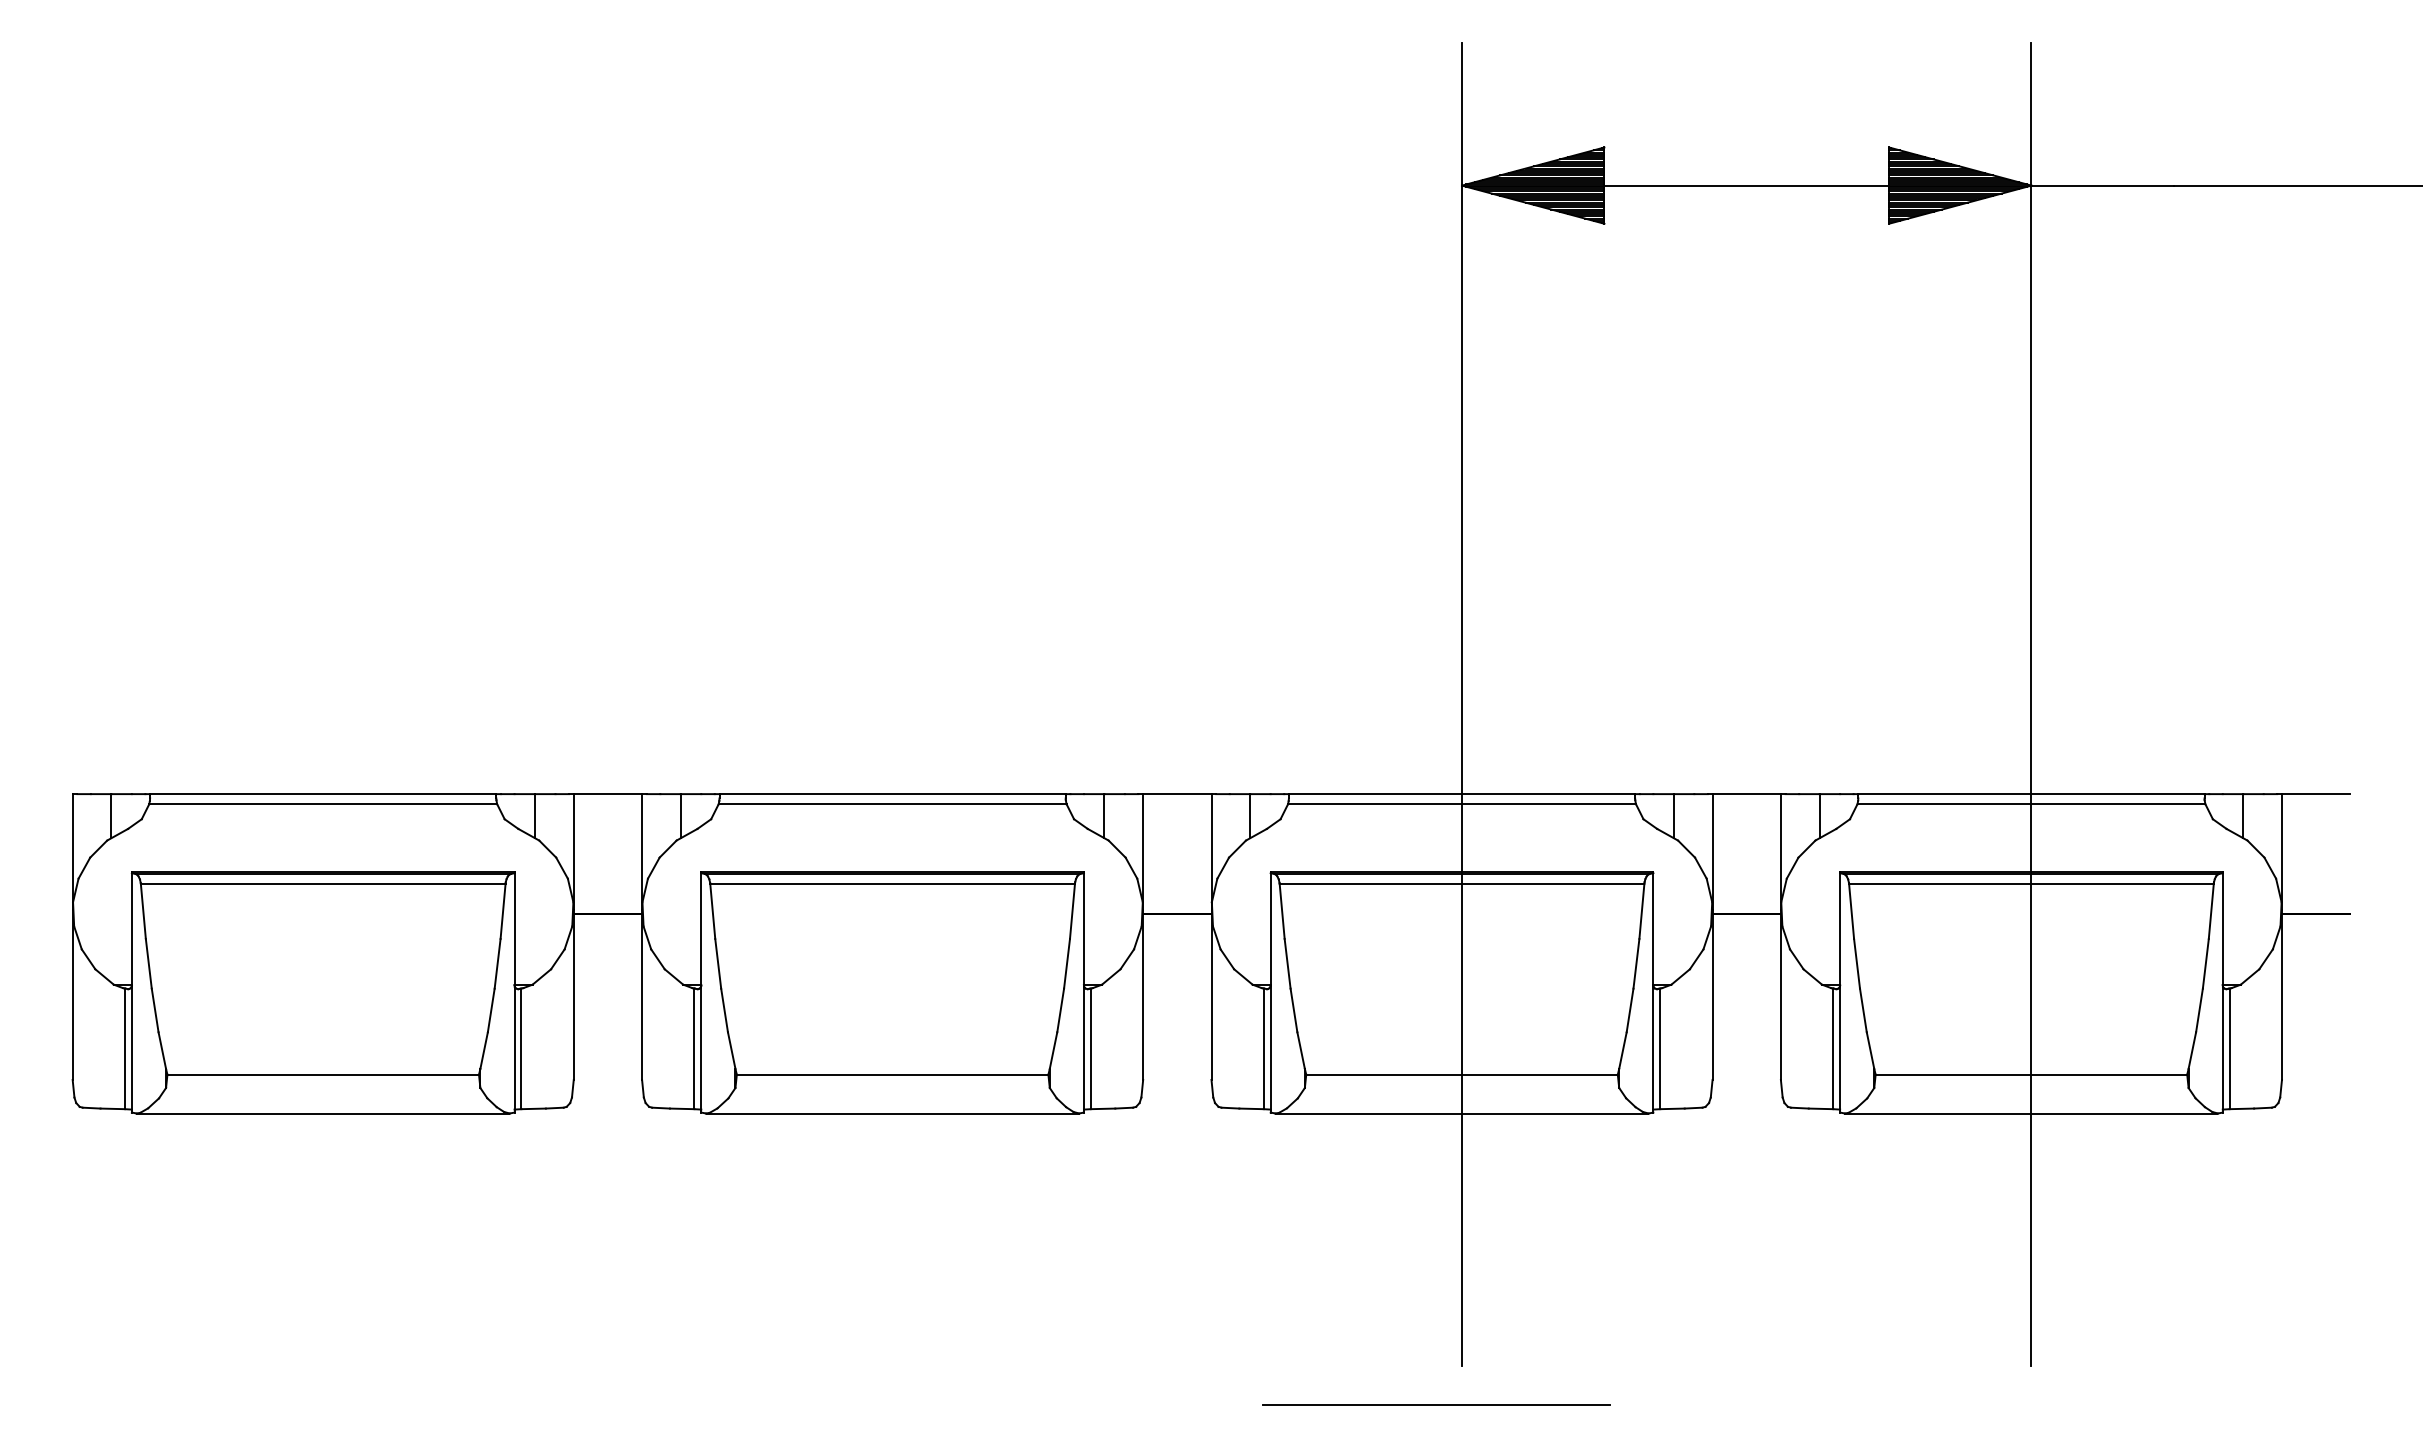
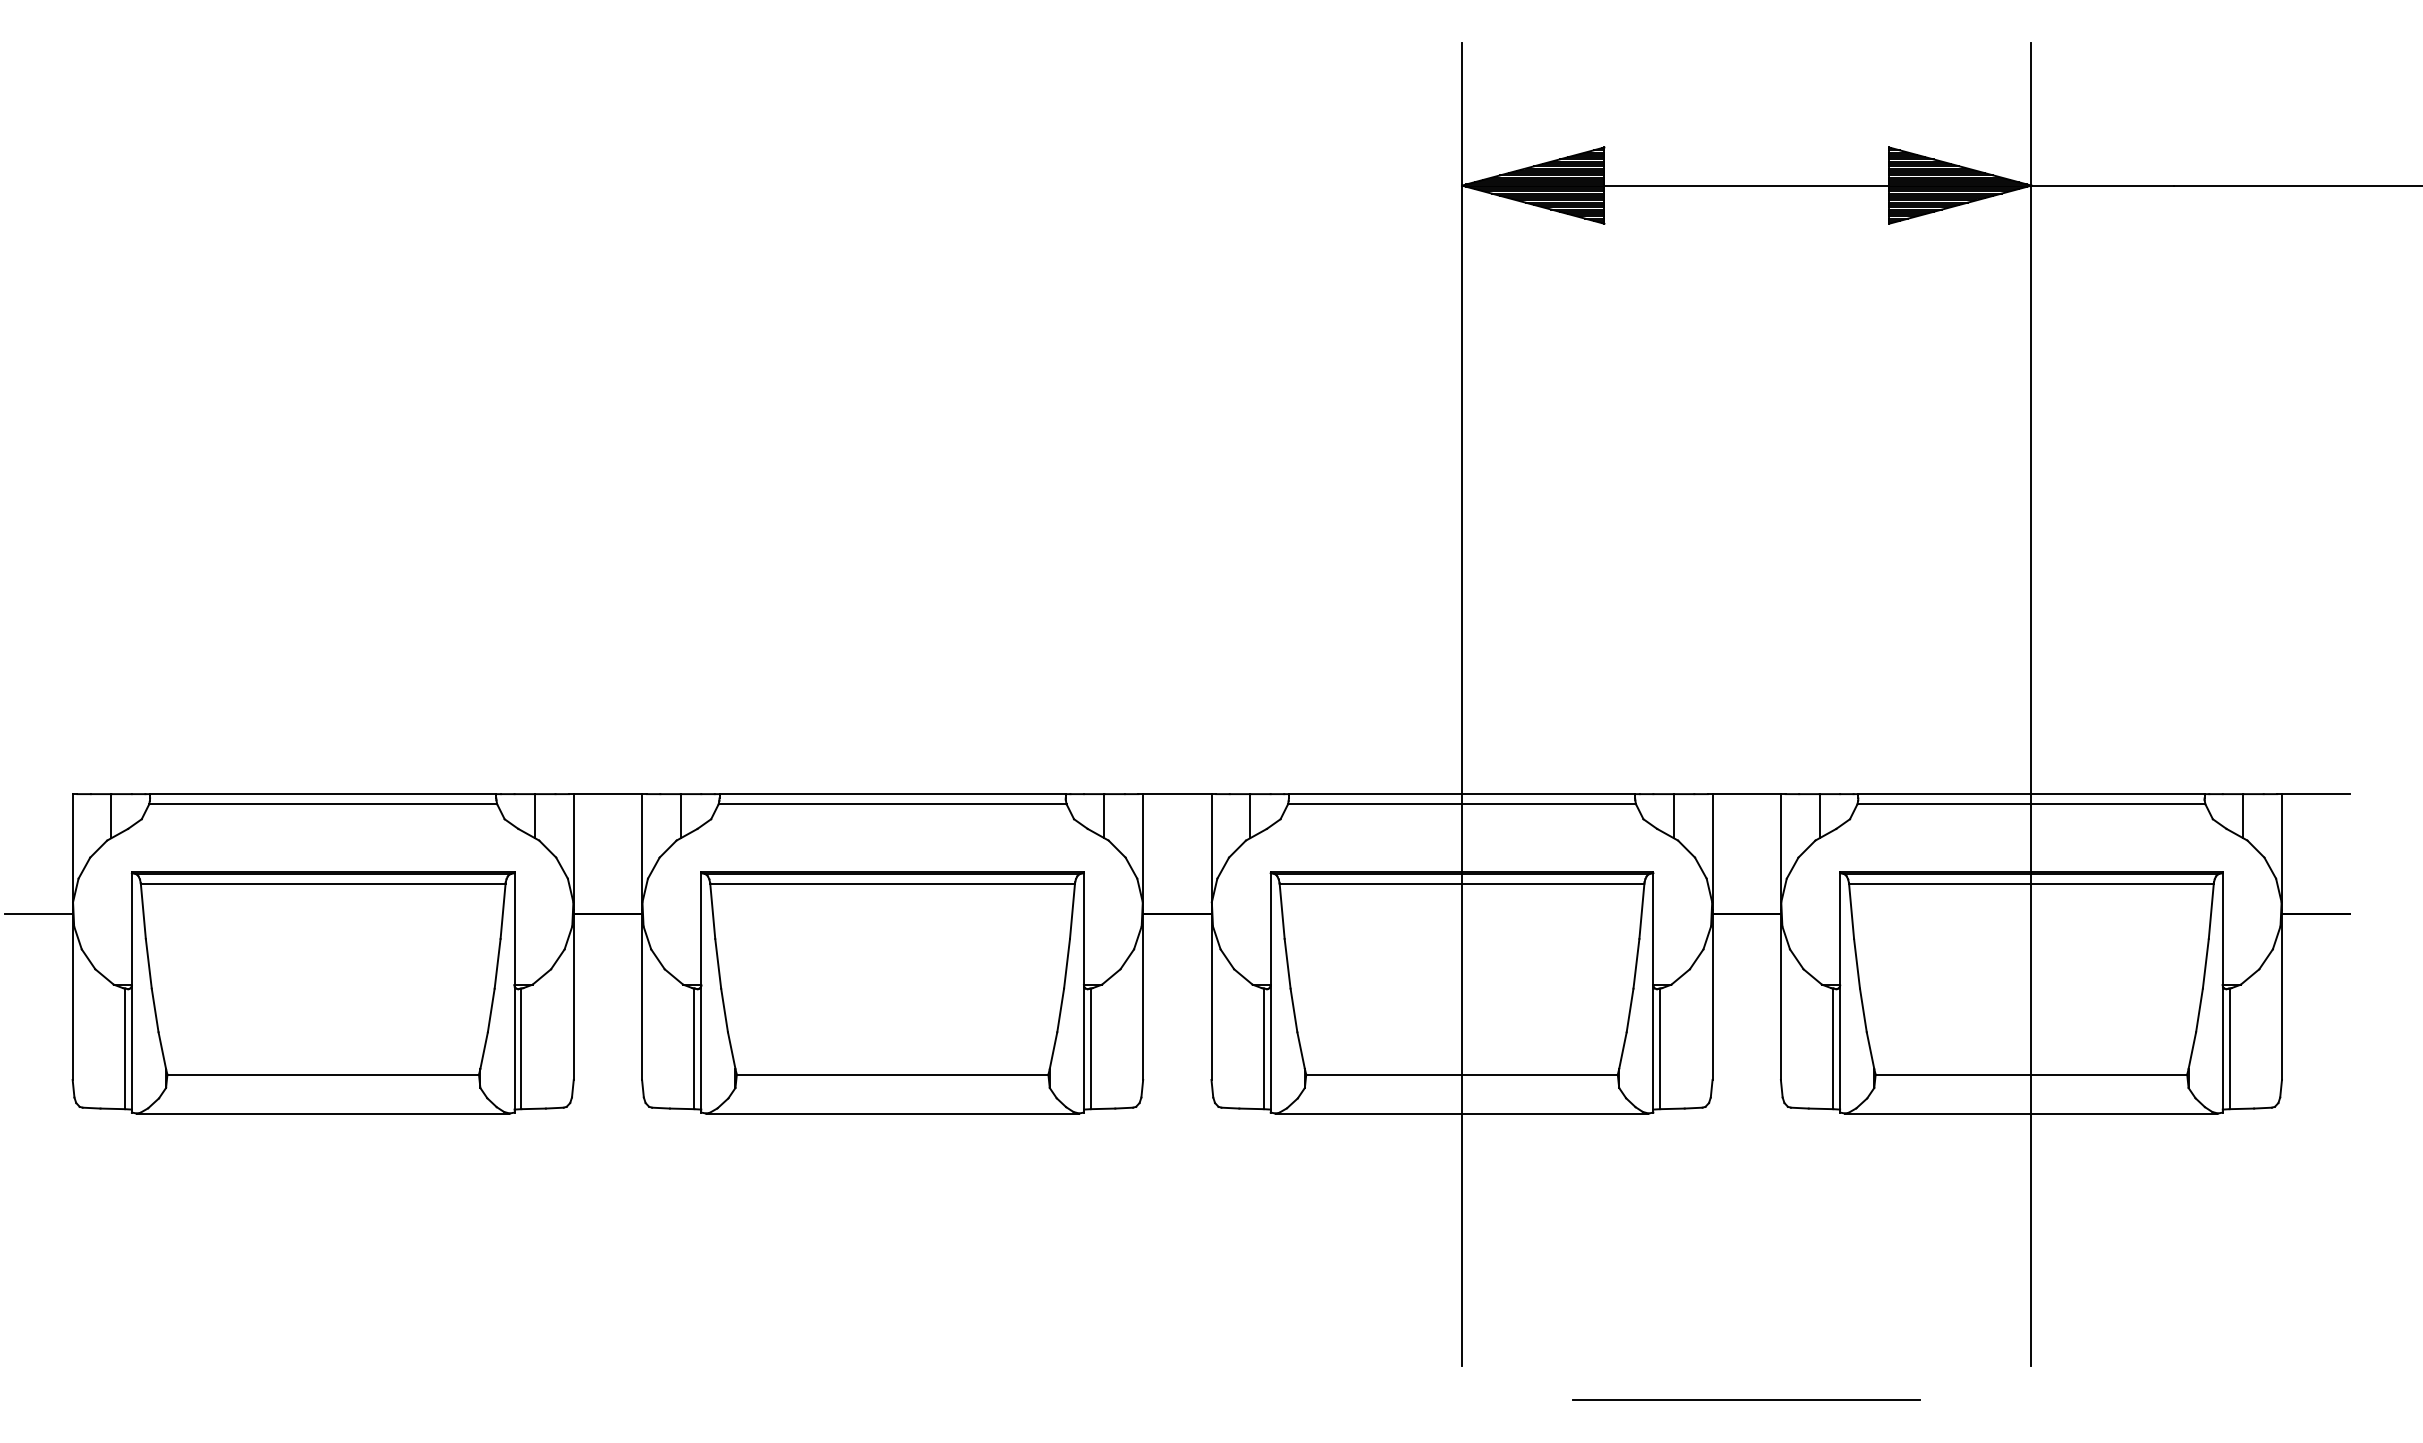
line: none -> present (38, 913)
line position: (1436, 1404) -> (1746, 1399) (1746, 1399)
